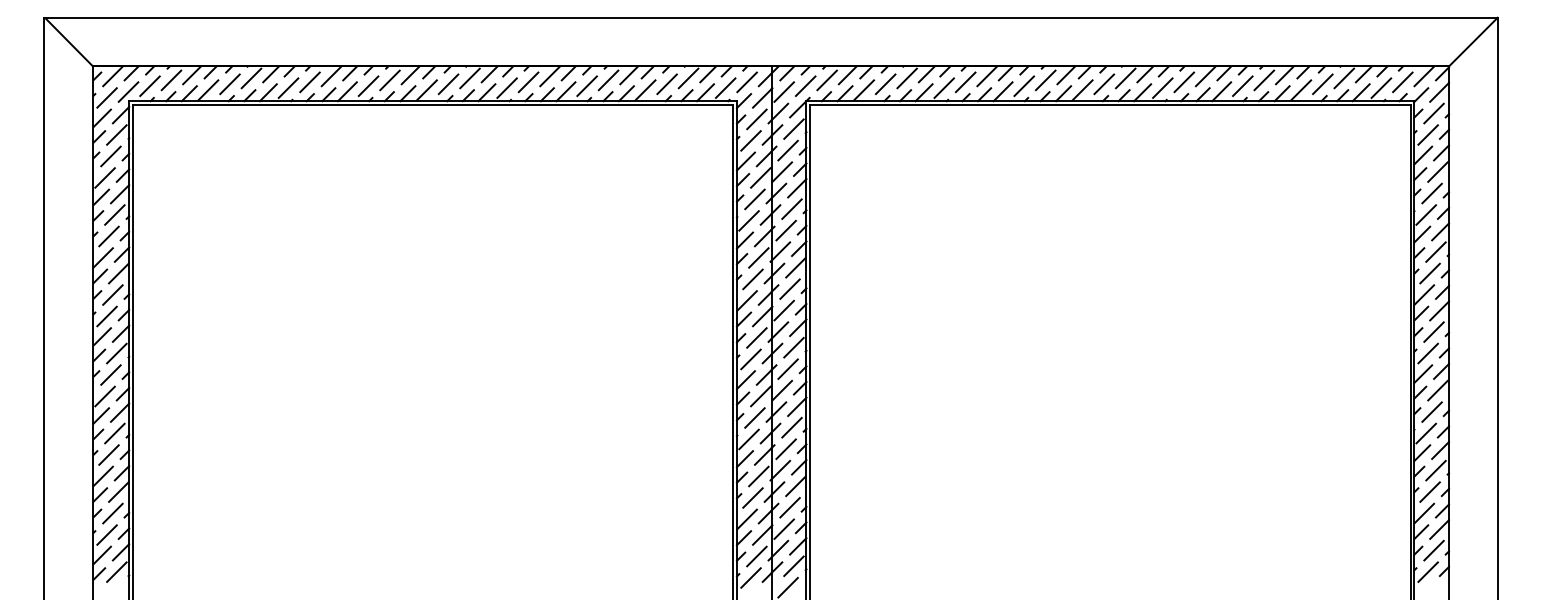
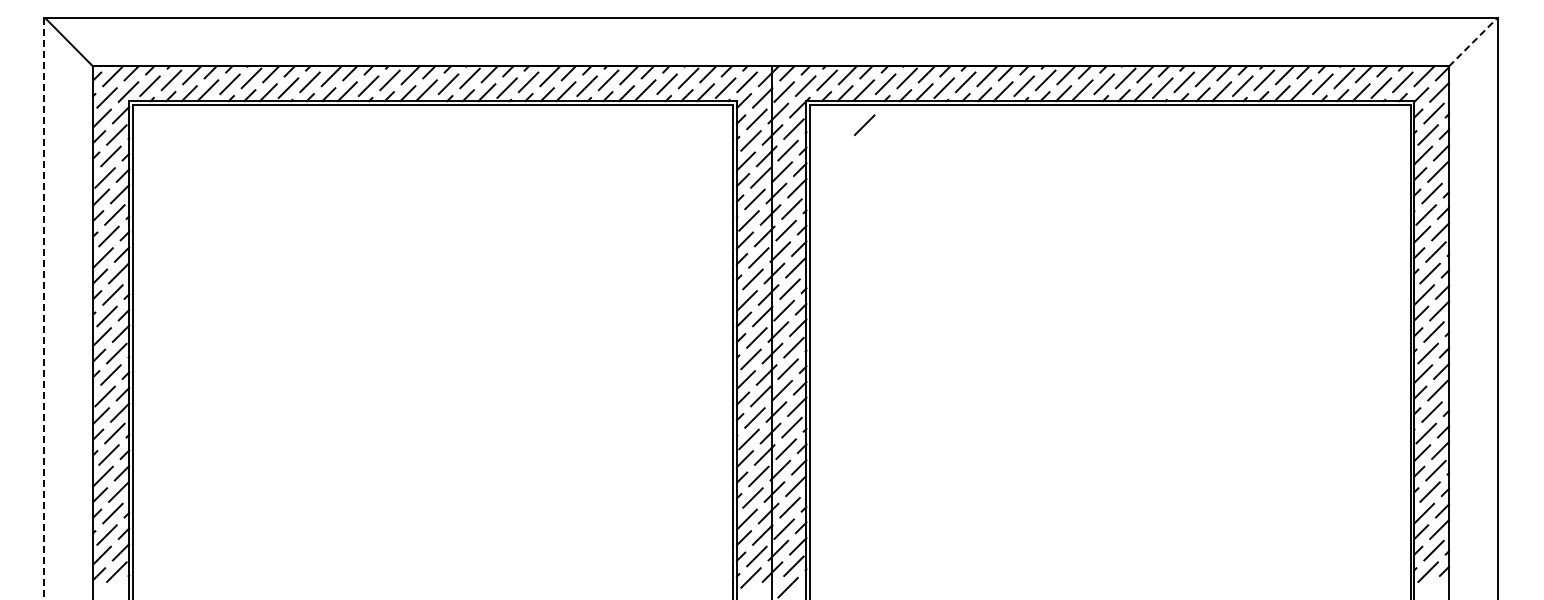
line: solid -> dashed (1473, 41)
line: none -> present (864, 124)
line: solid -> dashed (44, 308)
